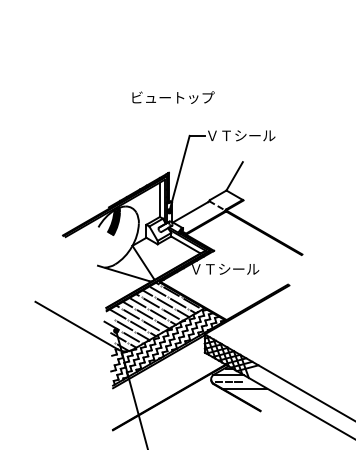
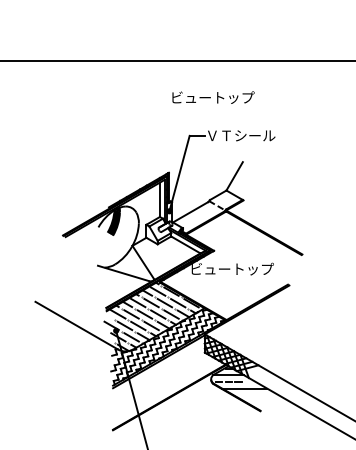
line: none -> present (177, 61)
text position: (173, 97) -> (213, 97) (213, 97)
text: ＶＴシール -> ビュートップ (232, 268)
